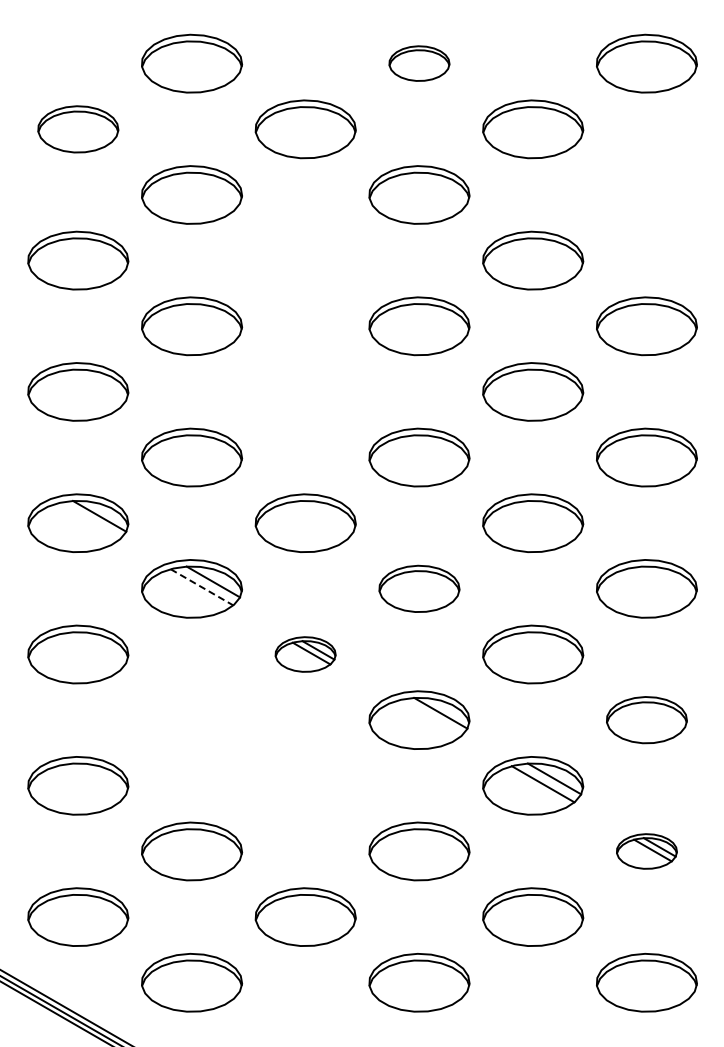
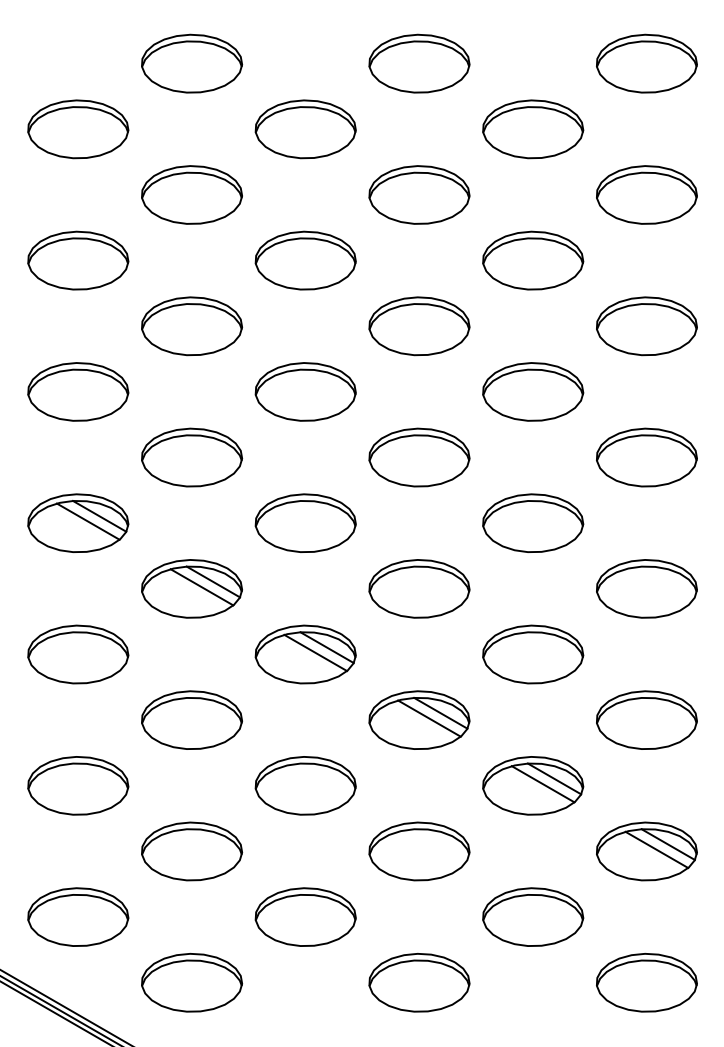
part size: 63x37 px -> 103x61 px (419, 63)
part size: 83x49 px -> 103x61 px (78, 129)
part: none -> present (646, 194)
part: none -> present (305, 260)
part: none -> present (305, 391)
line: none -> present (87, 521)
line: dashed -> solid (202, 587)
part size: 83x49 px -> 103x60 px (419, 588)
part size: 63x37 px -> 103x61 px (305, 654)
line: none -> present (429, 718)
part: none -> present (191, 719)
part size: 82x49 px -> 102x60 px (646, 719)
part: none -> present (305, 785)
part size: 62x37 px -> 102x61 px (646, 851)
